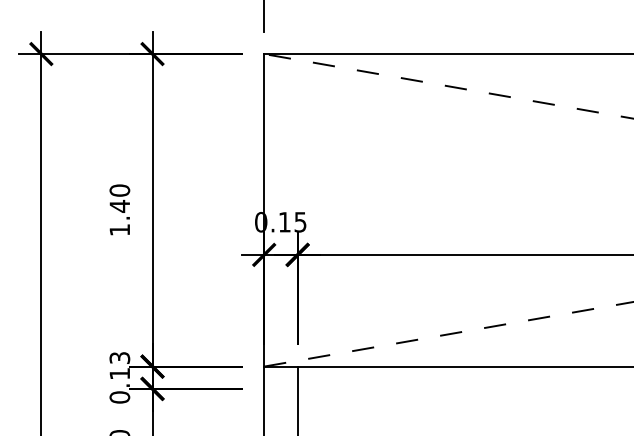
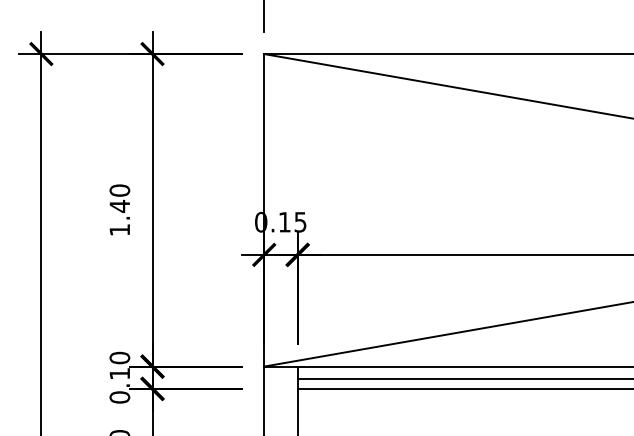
line: dashed -> solid (448, 86)
line: dashed -> solid (449, 334)
text: 0.13 -> 0.10 (119, 357)
line: none -> present (463, 379)
line: none -> present (463, 388)
